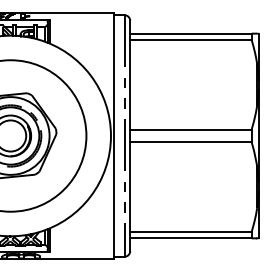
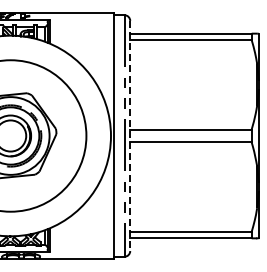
line: solid -> dashed (130, 136)
